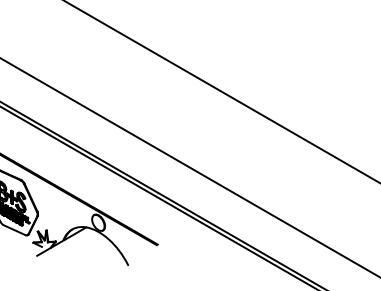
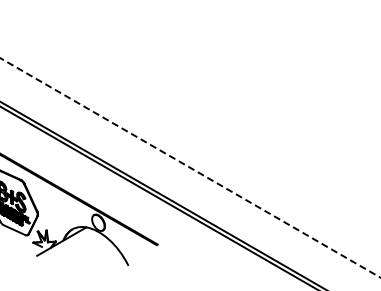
line: present -> none (221, 91)
line: solid -> dashed (190, 167)
